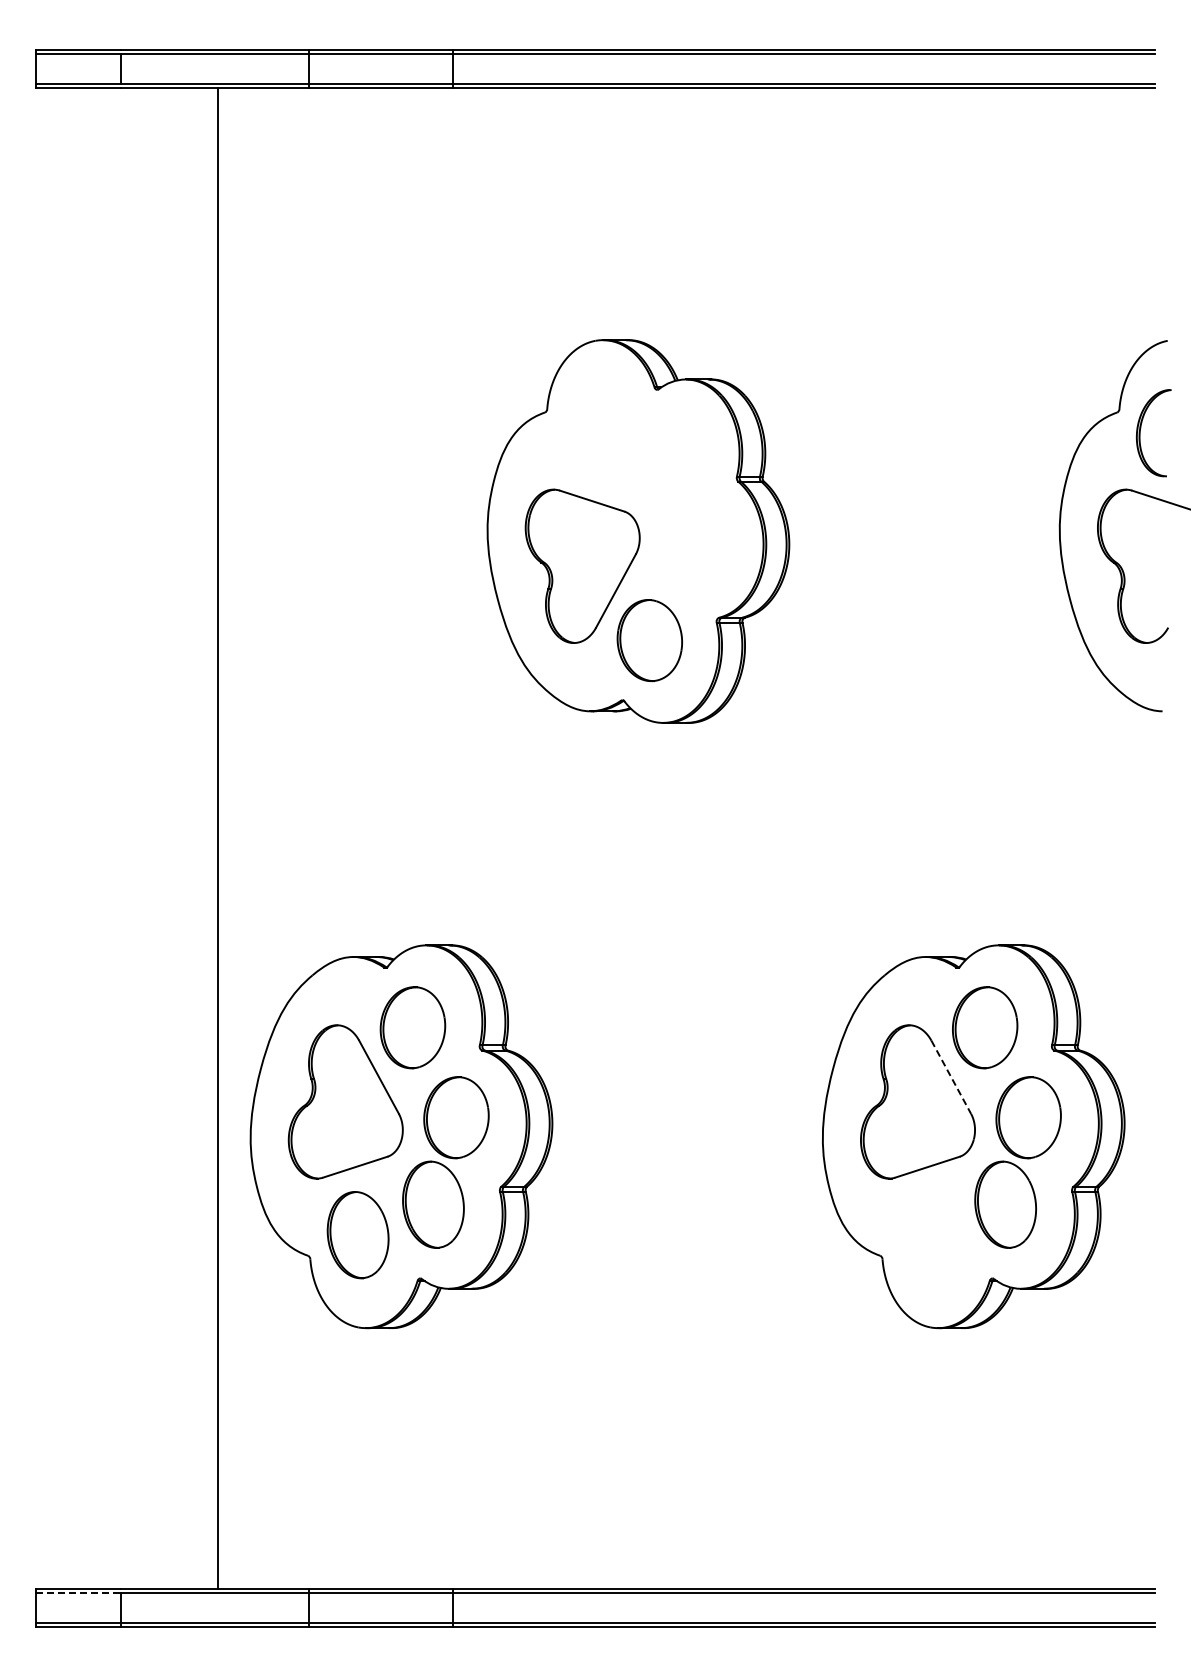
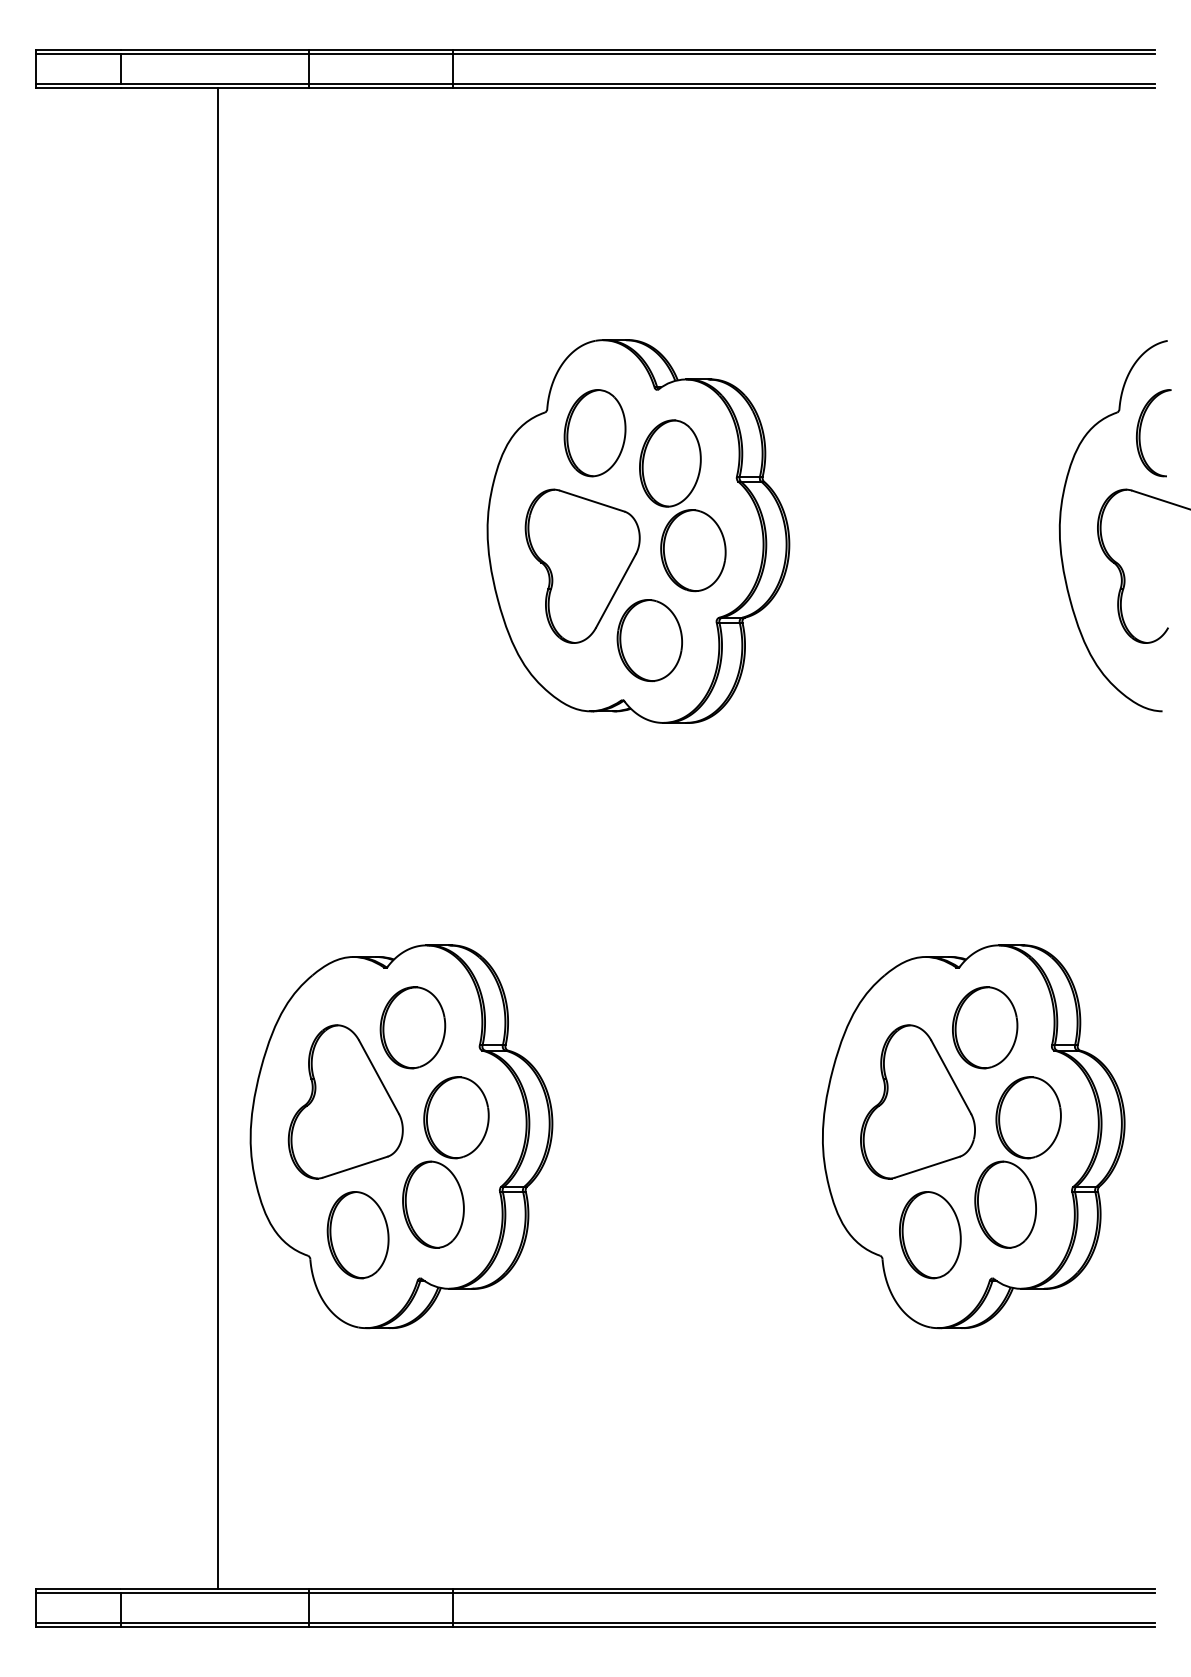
part: none -> present (594, 433)
part: none -> present (682, 505)
line: dashed -> solid (951, 1077)
part: none -> present (930, 1235)
line: dashed -> solid (78, 1593)
